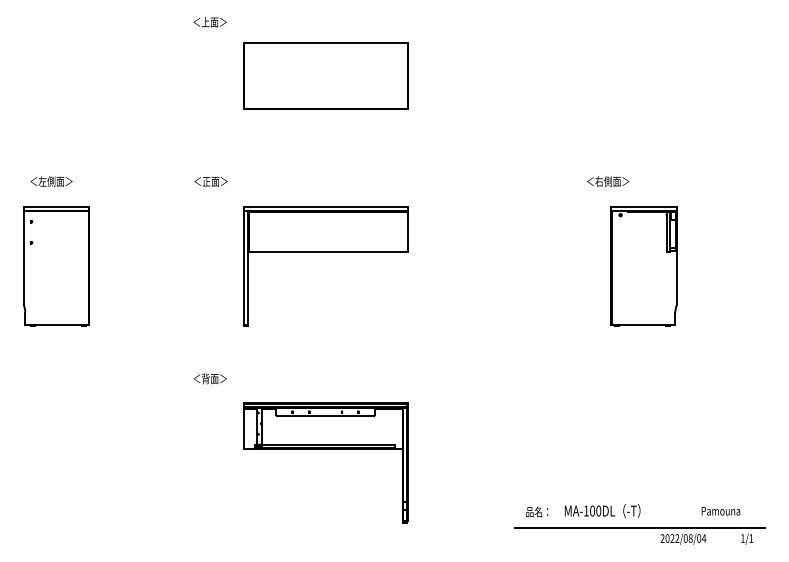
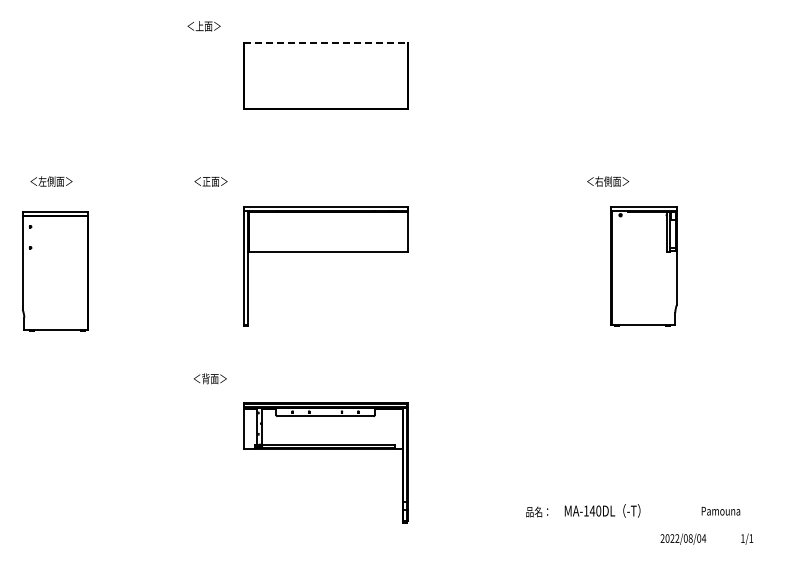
text position: (209, 22) -> (203, 26) (203, 26)
line: solid -> dashed (325, 43)
part position: (56, 266) -> (55, 271) (55, 271)
text: MA-100DL -> MA-140DL (592, 510)
line: present -> none (639, 527)
